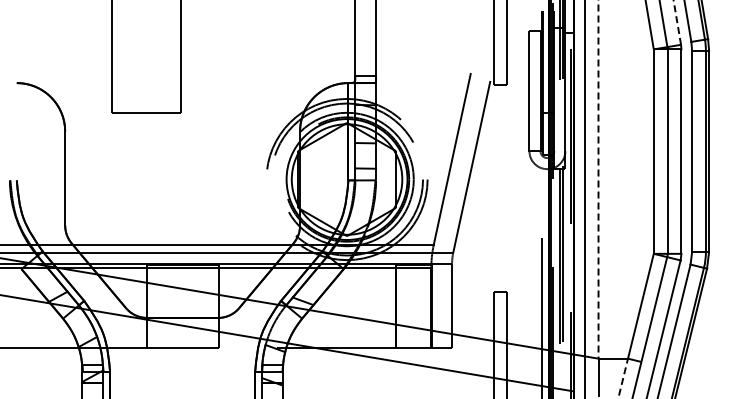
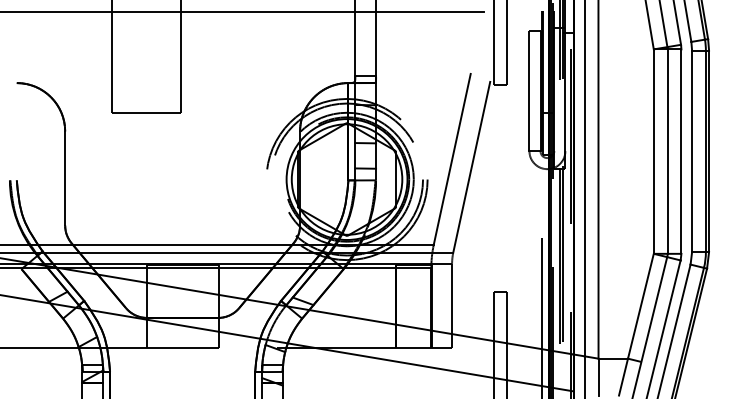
line: none -> present (242, 12)
line: dashed -> solid (677, 22)
line: dashed -> solid (598, 179)
line: dashed -> solid (623, 377)
